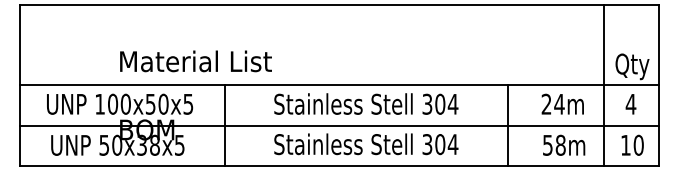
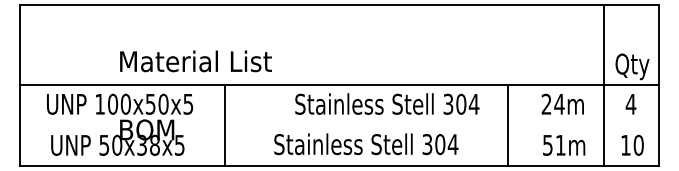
text position: (366, 103) -> (387, 103) (387, 103)
line: present -> none (339, 125)
text: 58m -> 51m (560, 144)
